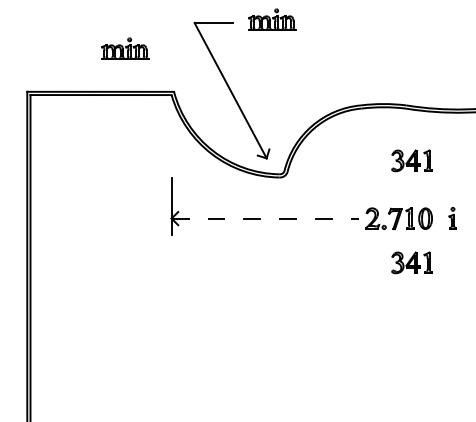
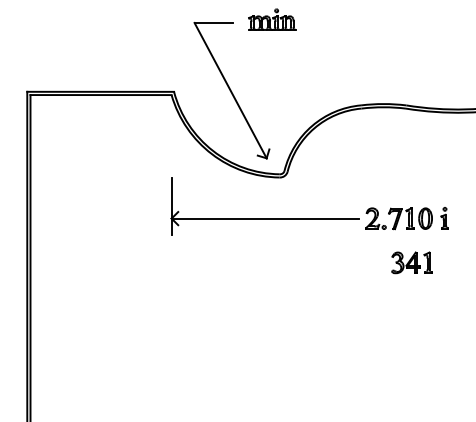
part: present -> none (125, 48)
part: present -> none (411, 160)
line: dashed -> solid (265, 218)
part position: (452, 218) -> (444, 218) (444, 218)
